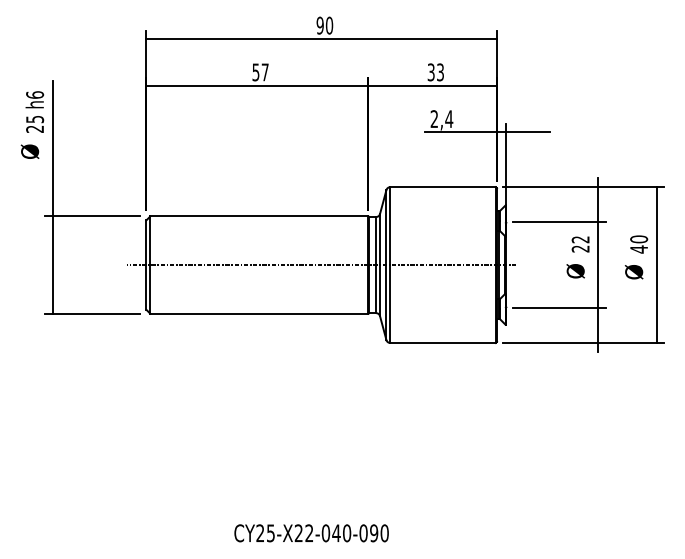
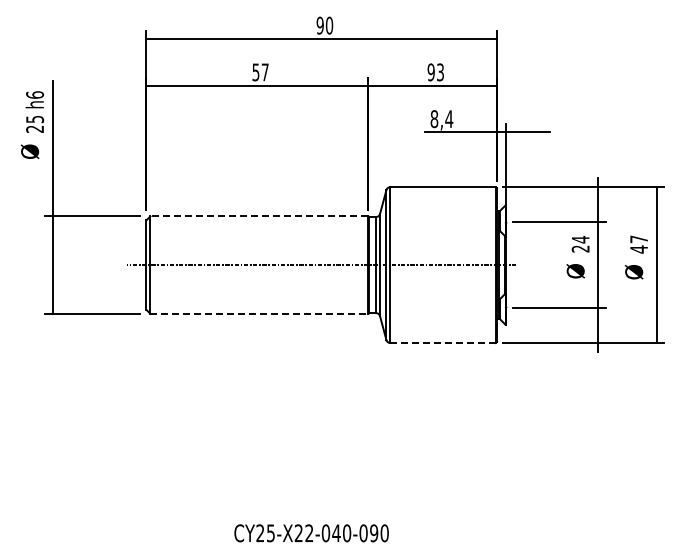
text: 33 -> 93 (430, 72)
text: 2,4 -> 8,4 (434, 119)
line: solid -> dashed (258, 216)
text: 22 -> 24 (580, 239)
text: 40 -> 47 (639, 239)
line: solid -> dashed (259, 313)
line: solid -> dashed (443, 342)
